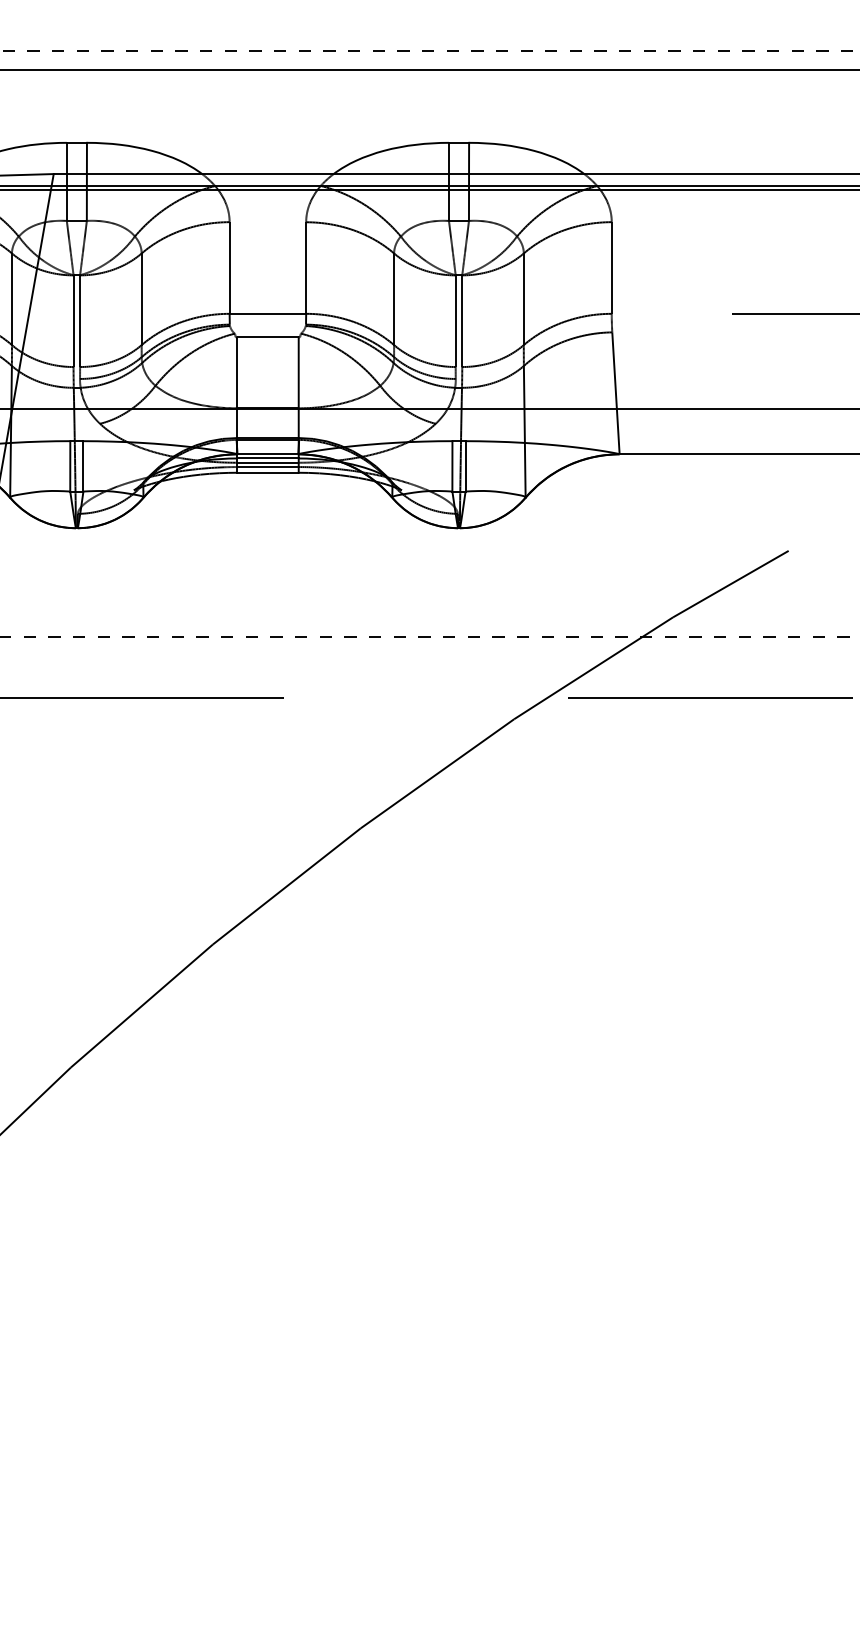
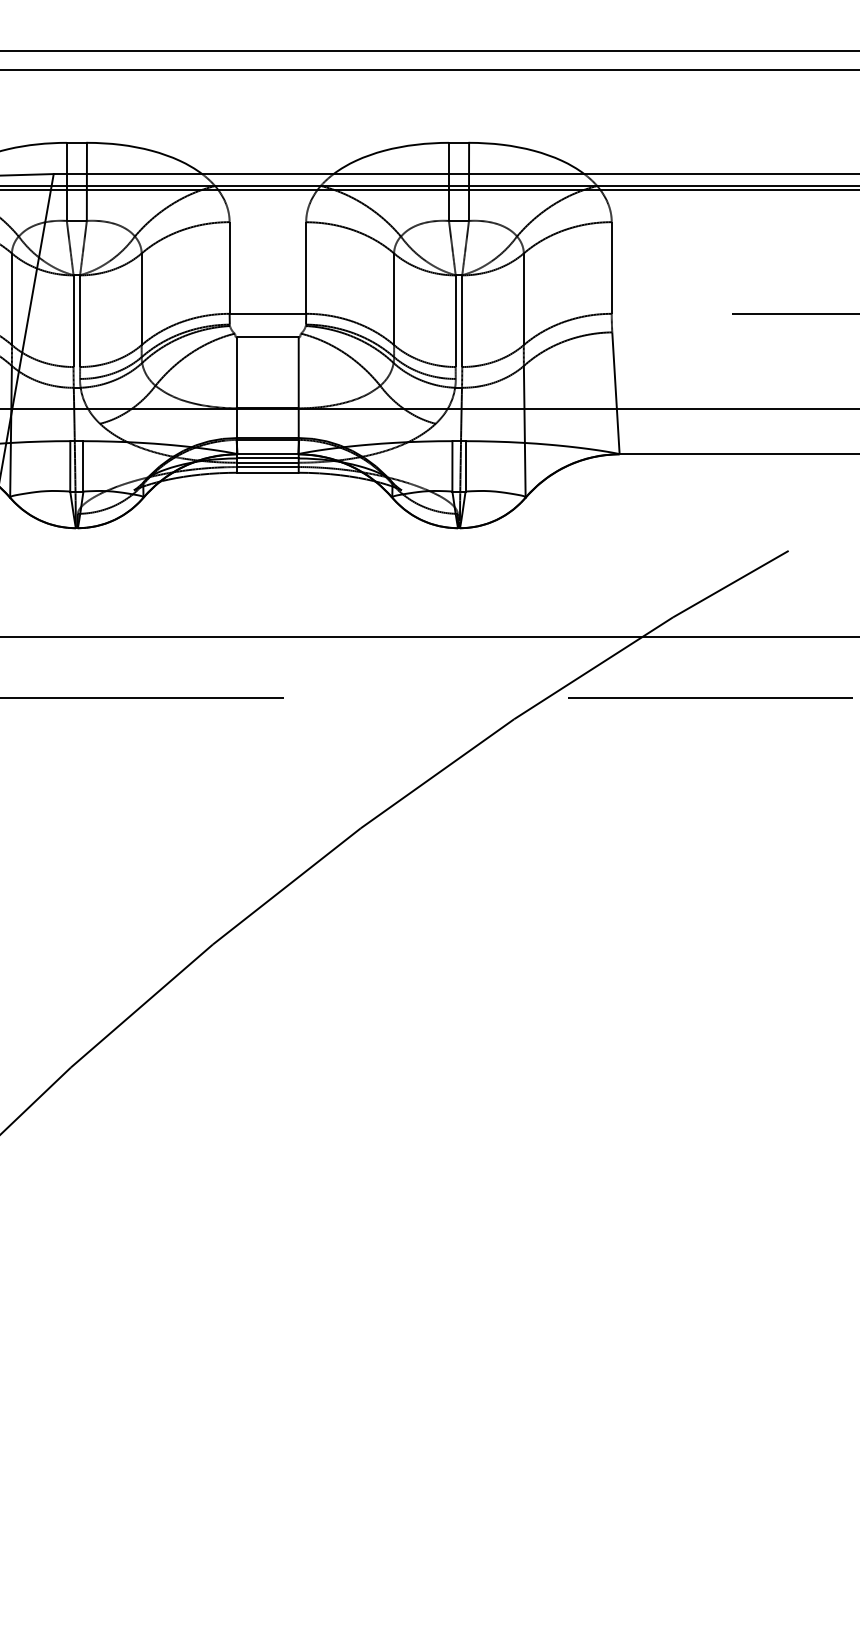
line: dashed -> solid (430, 50)
line: dashed -> solid (429, 636)
